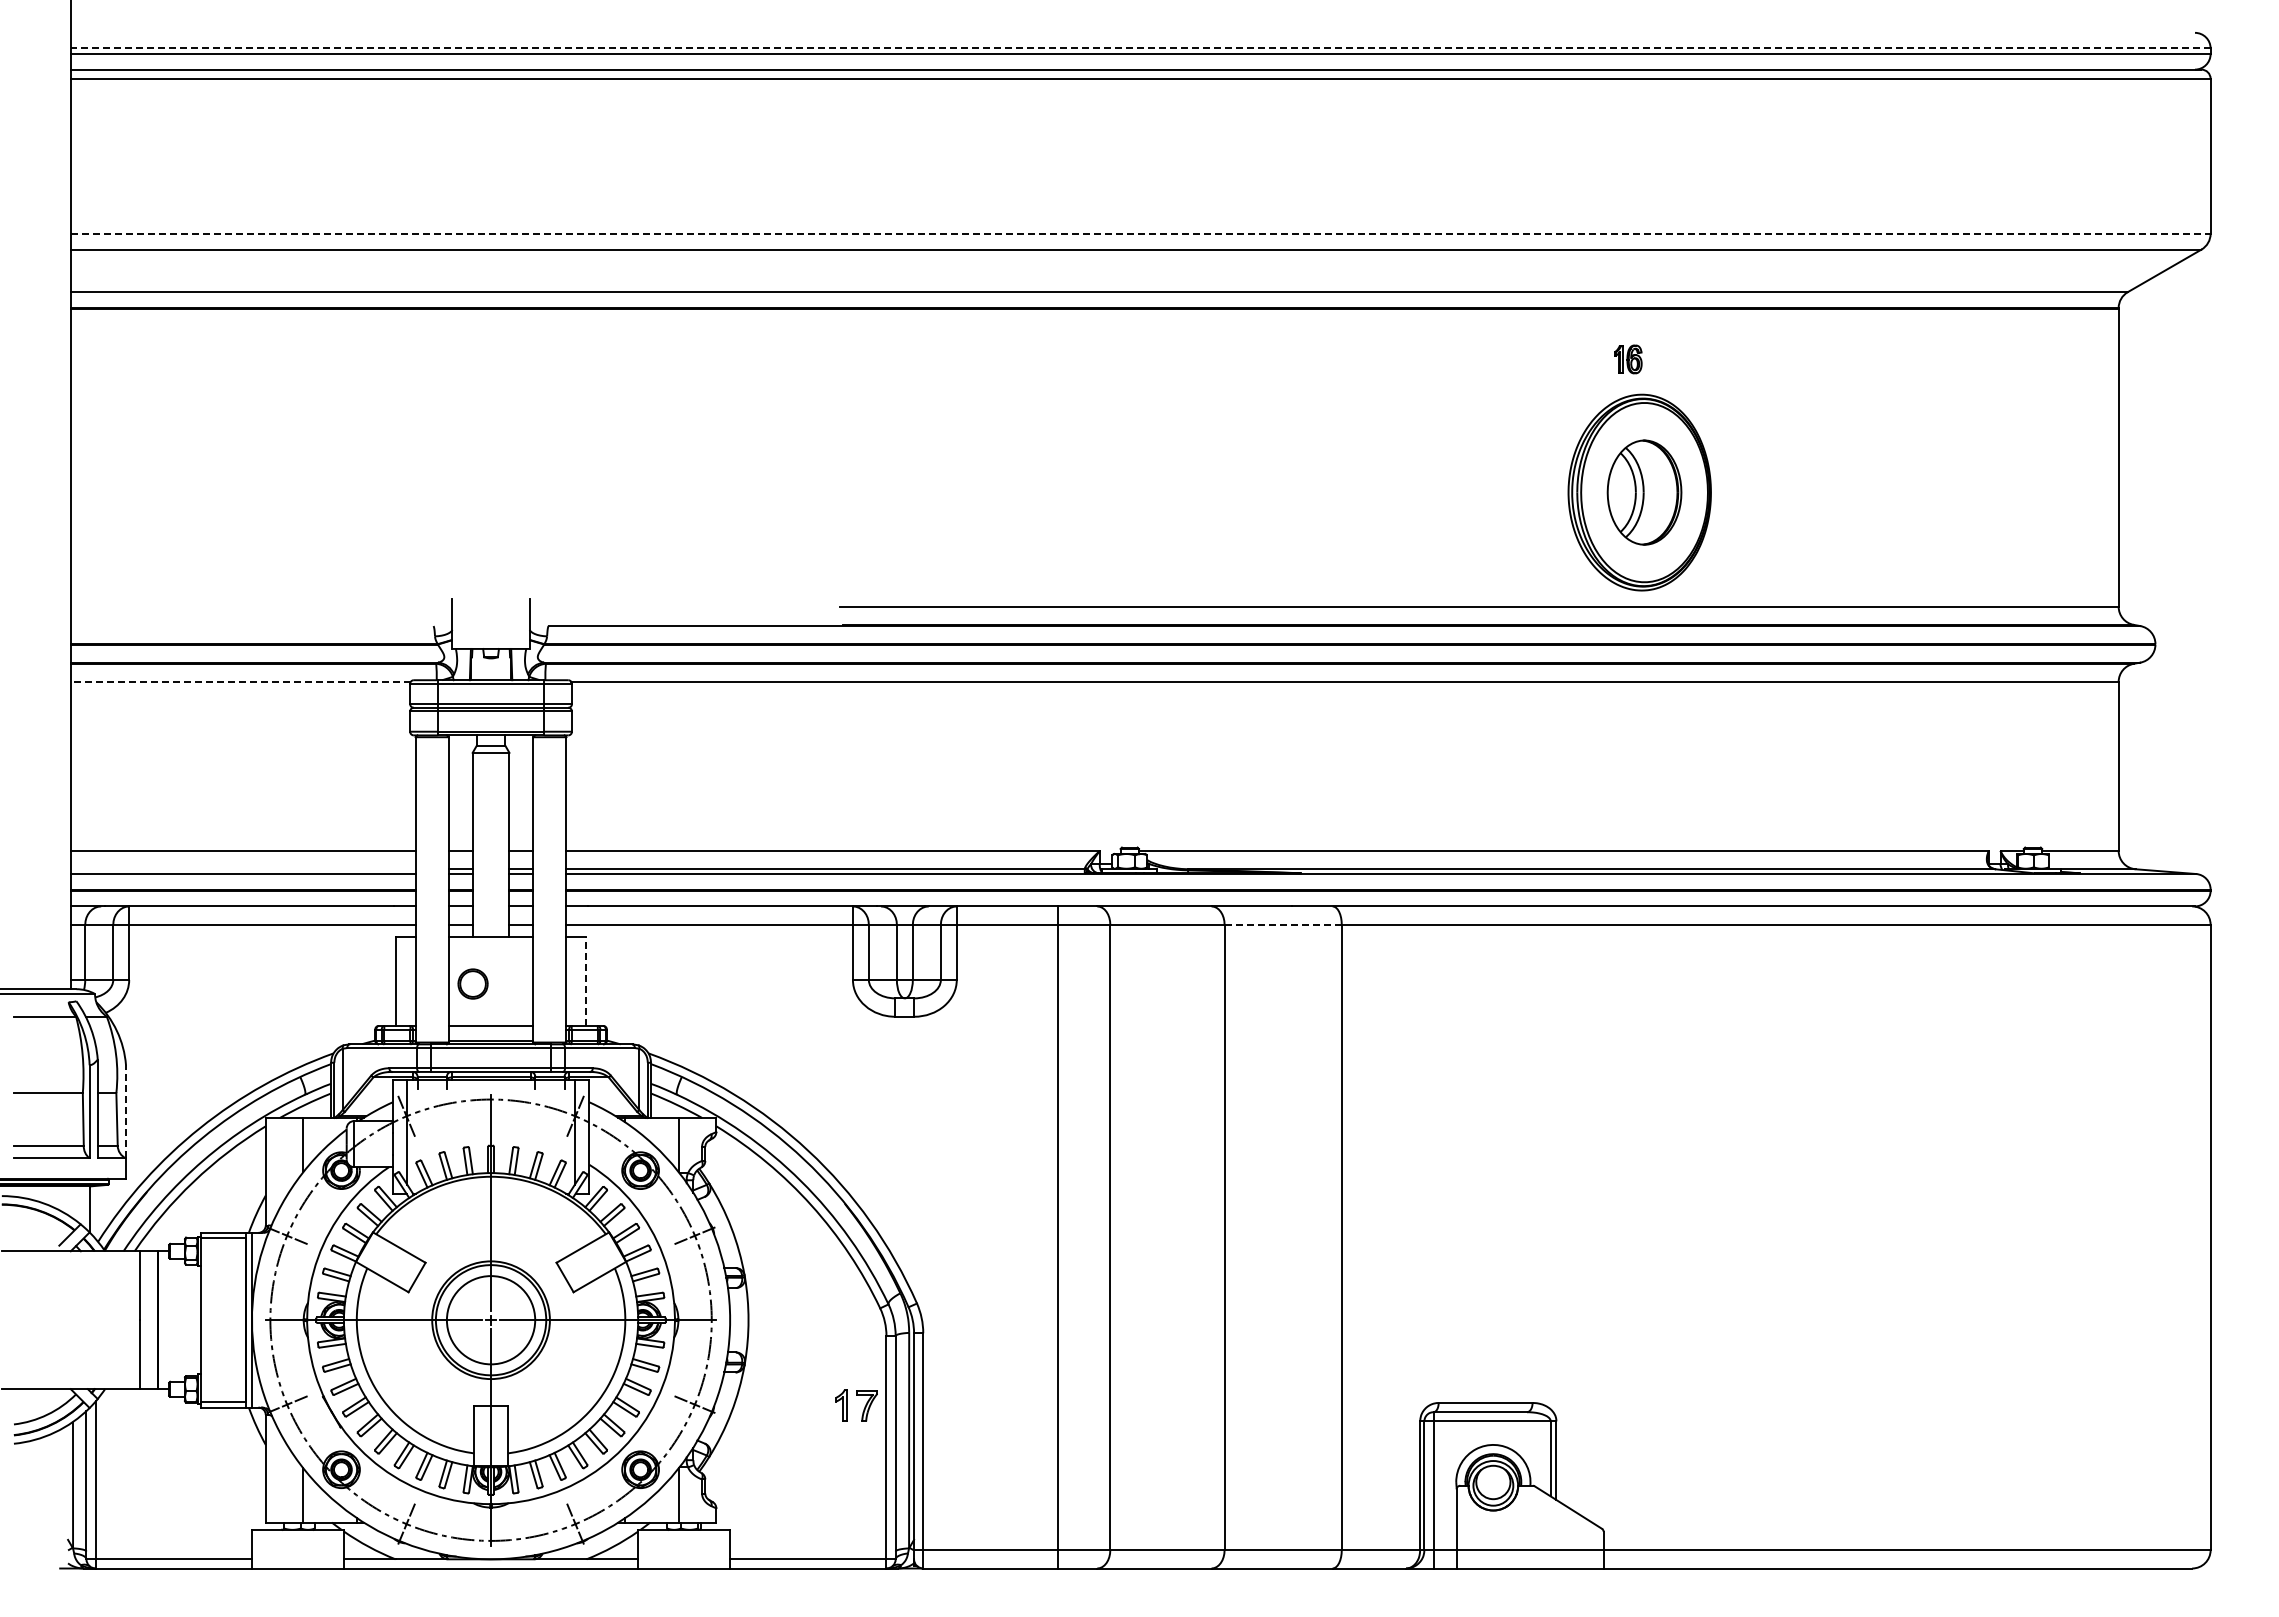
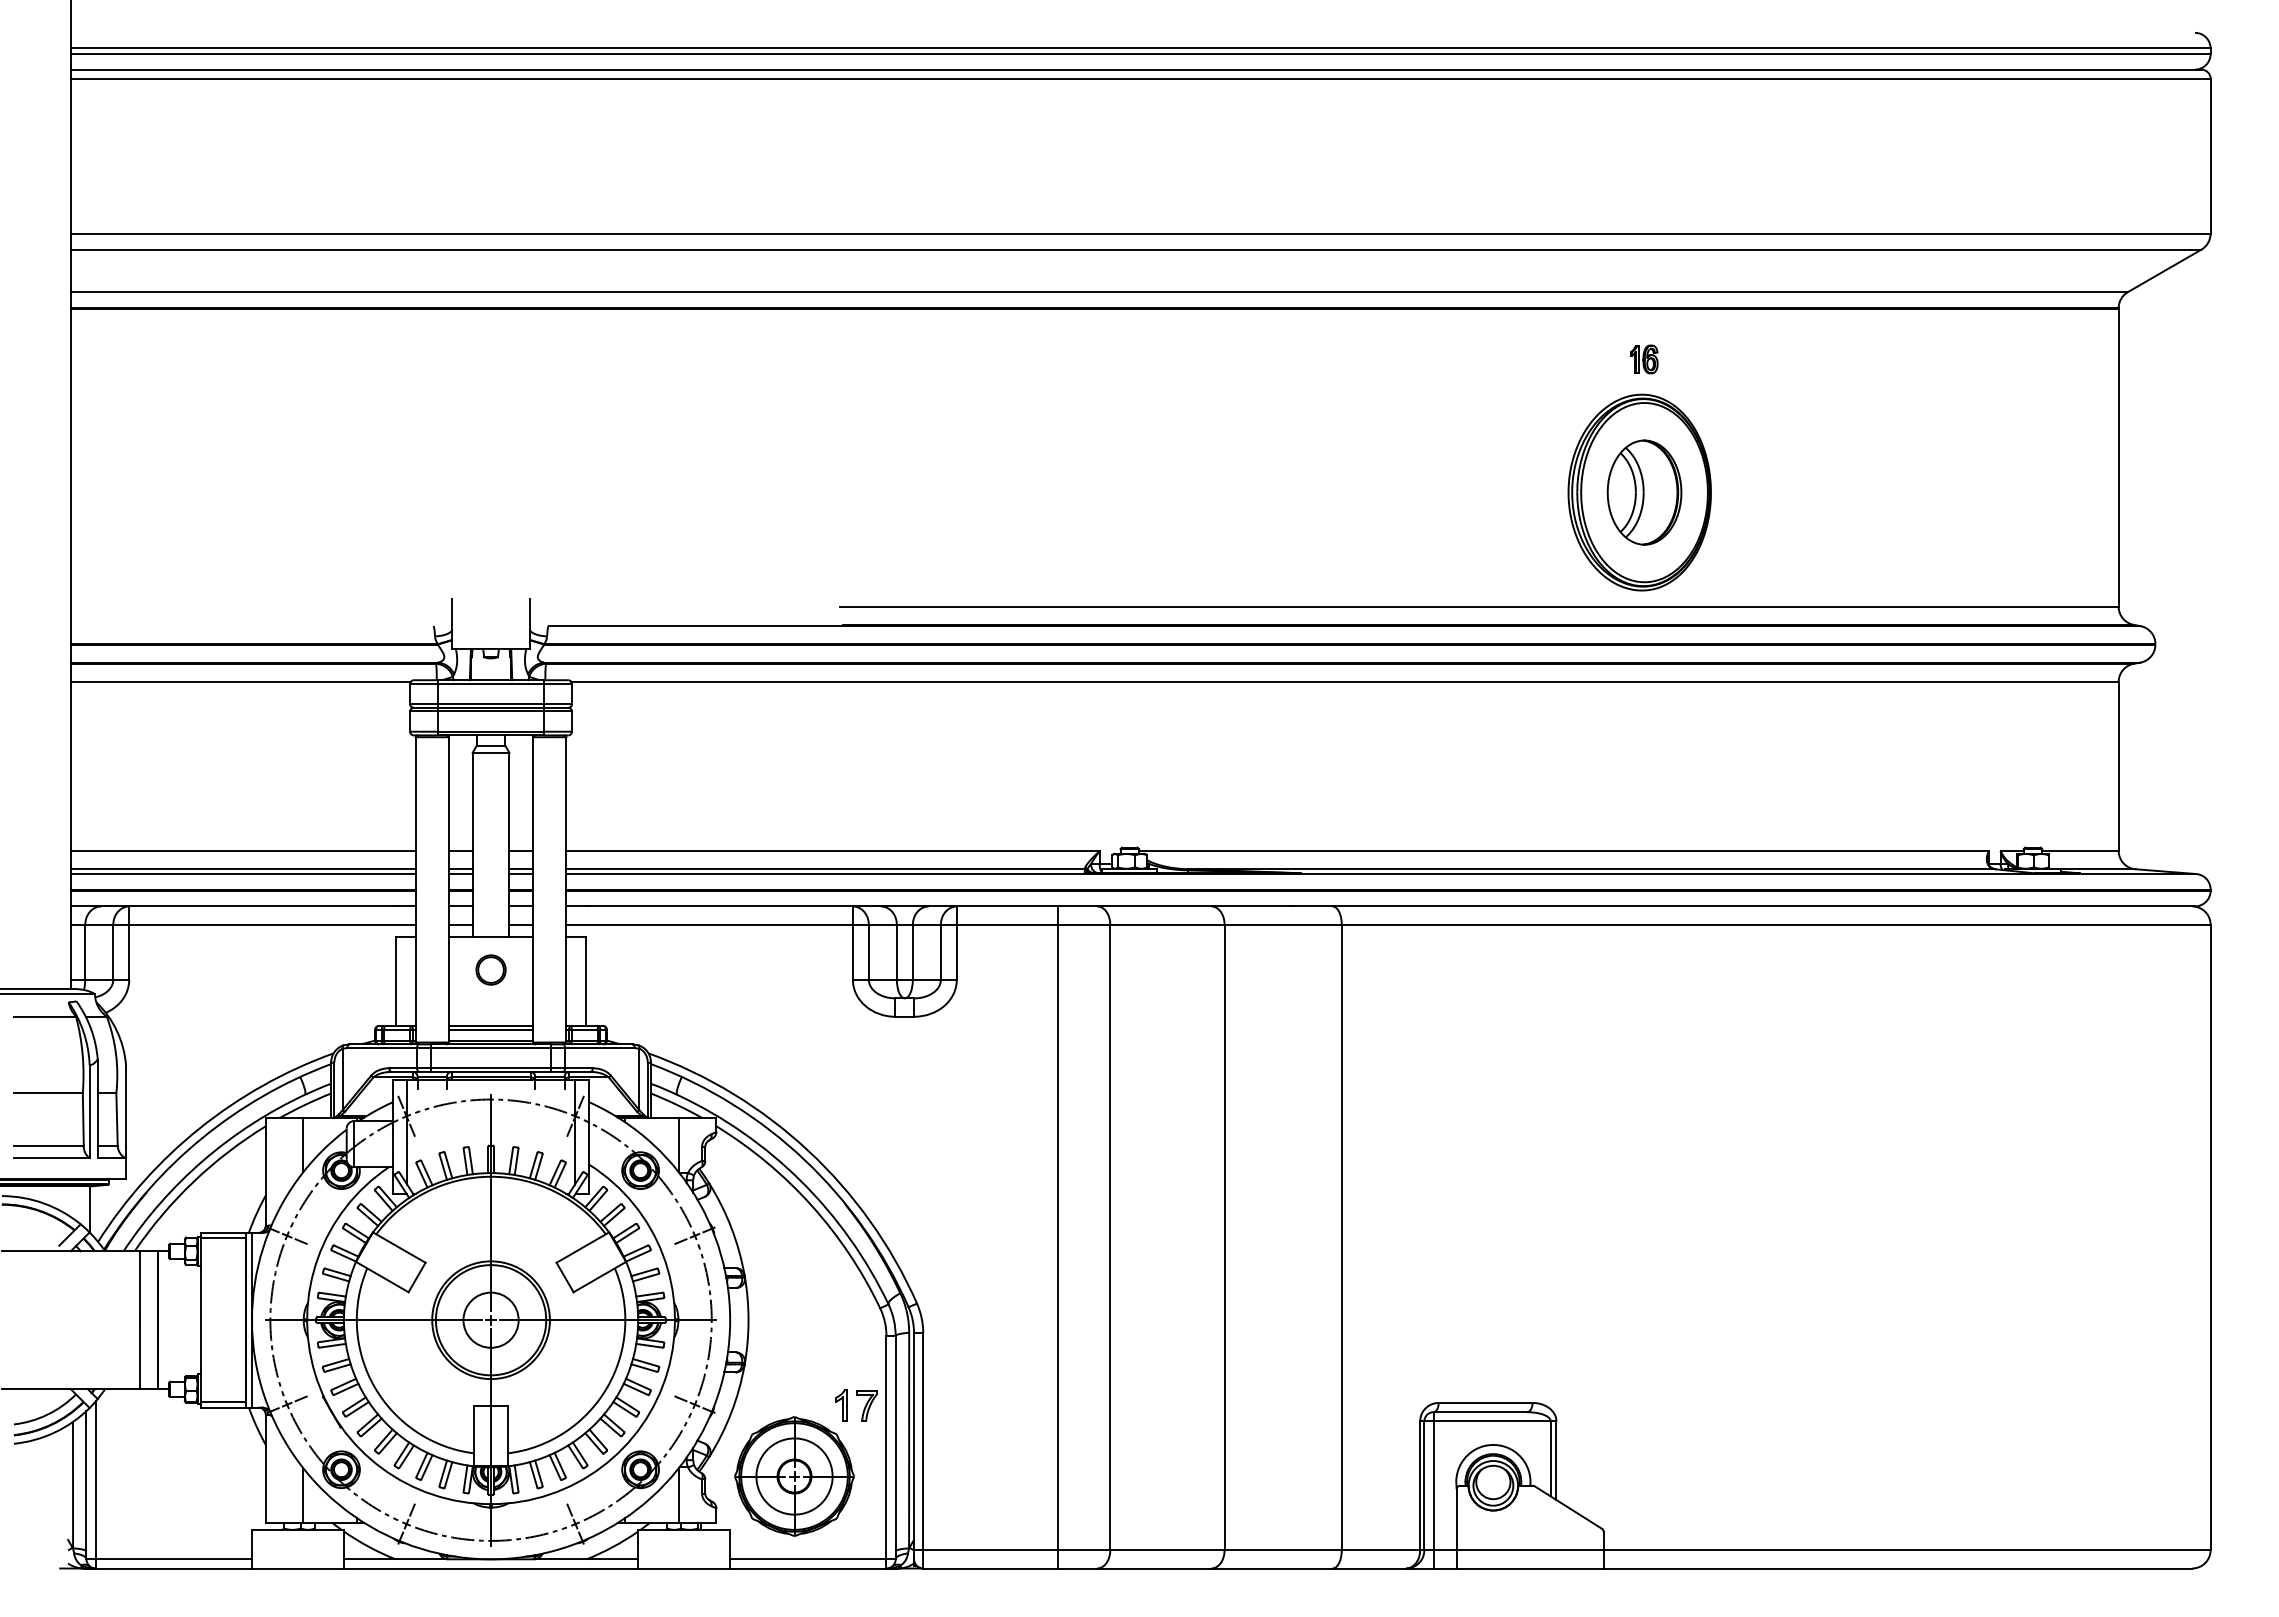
line: dashed -> solid (1140, 48)
line: dashed -> solid (1140, 233)
part position: (1628, 359) -> (1644, 359) (1644, 359)
line: dashed -> solid (240, 681)
line: none -> present (242, 869)
line: dashed -> solid (1283, 924)
line: dashed -> solid (585, 981)
part position: (472, 983) -> (490, 969) (490, 969)
line: none -> present (490, 1029)
line: dashed -> solid (126, 1111)
circle diameter: 88 px -> 55 px (490, 1319)
part: none -> present (794, 1476)
